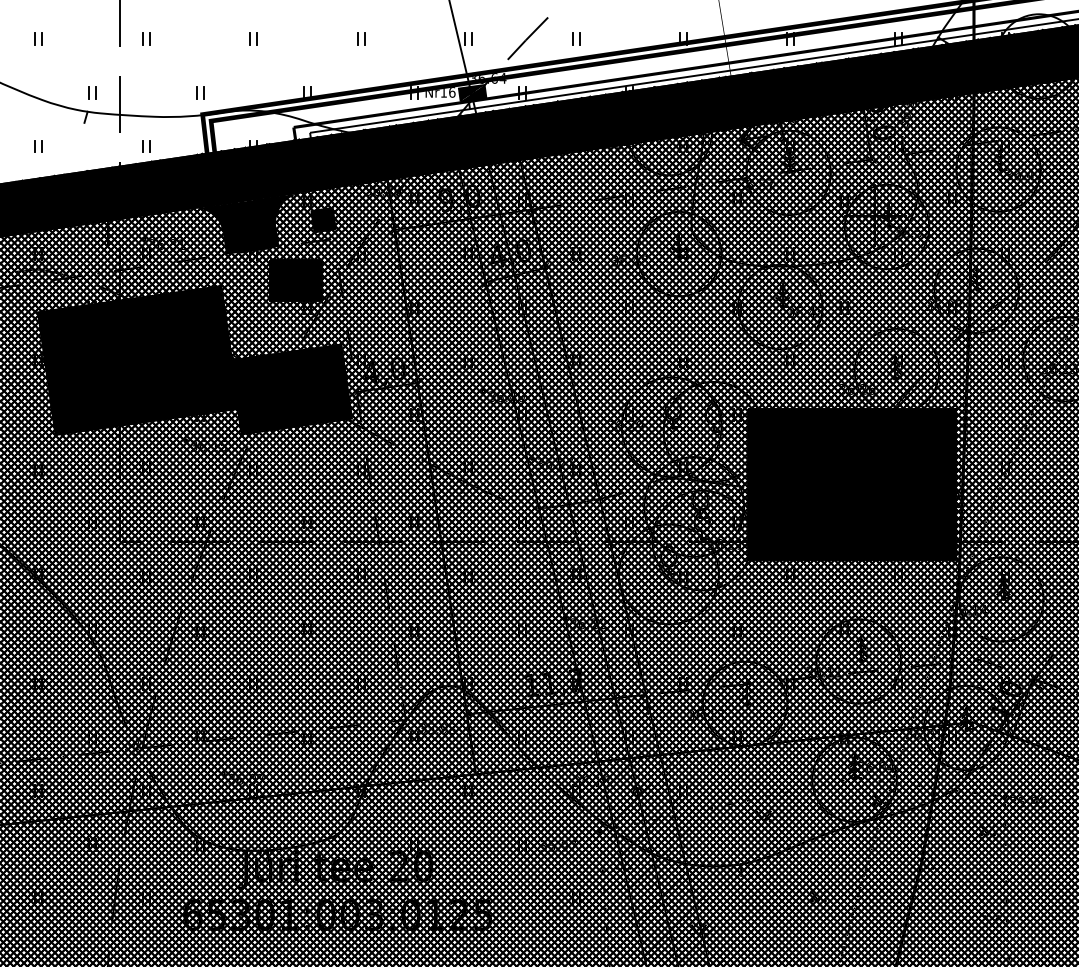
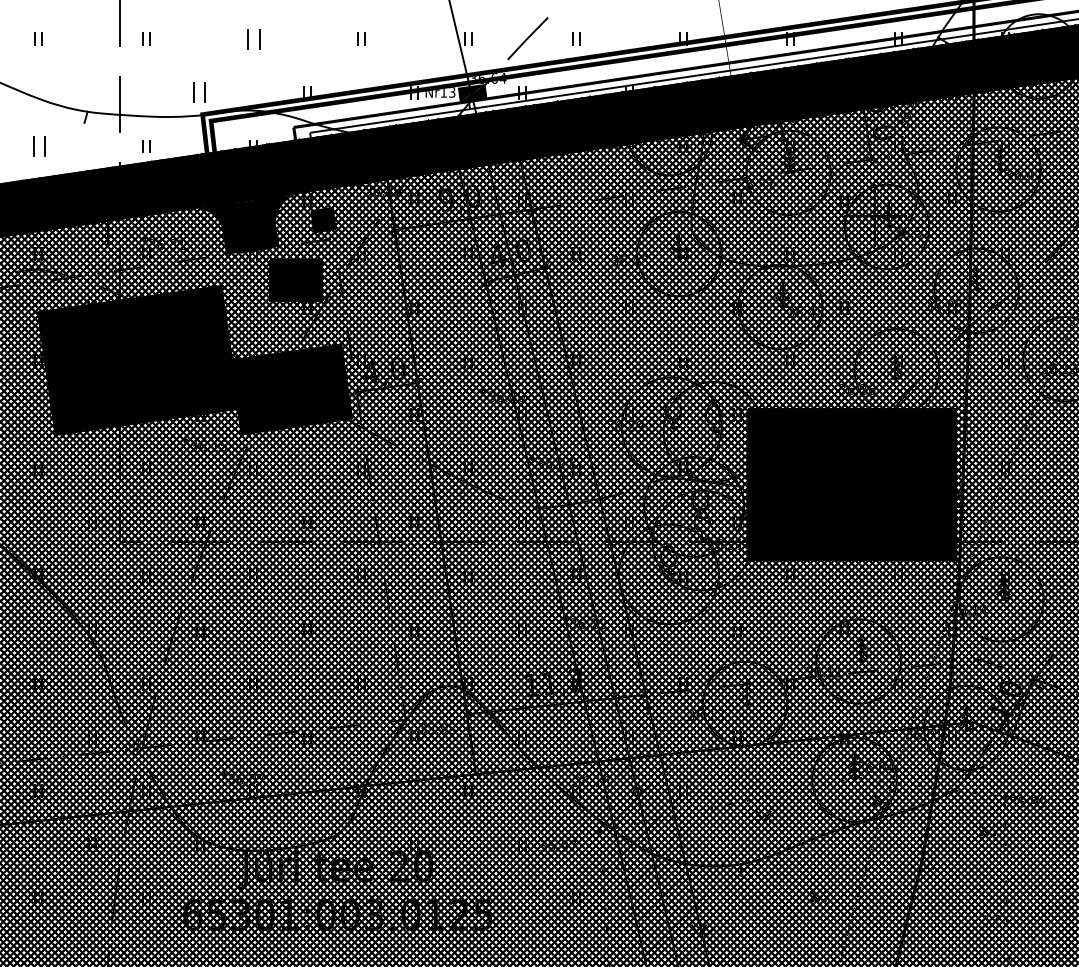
part size: 9x14 px -> 14x21 px (253, 39)
part: present -> none (92, 92)
part size: 9x14 px -> 13x21 px (199, 92)
text: Nr16 -> Nr13 (452, 92)
part size: 9x13 px -> 13x21 px (39, 146)
